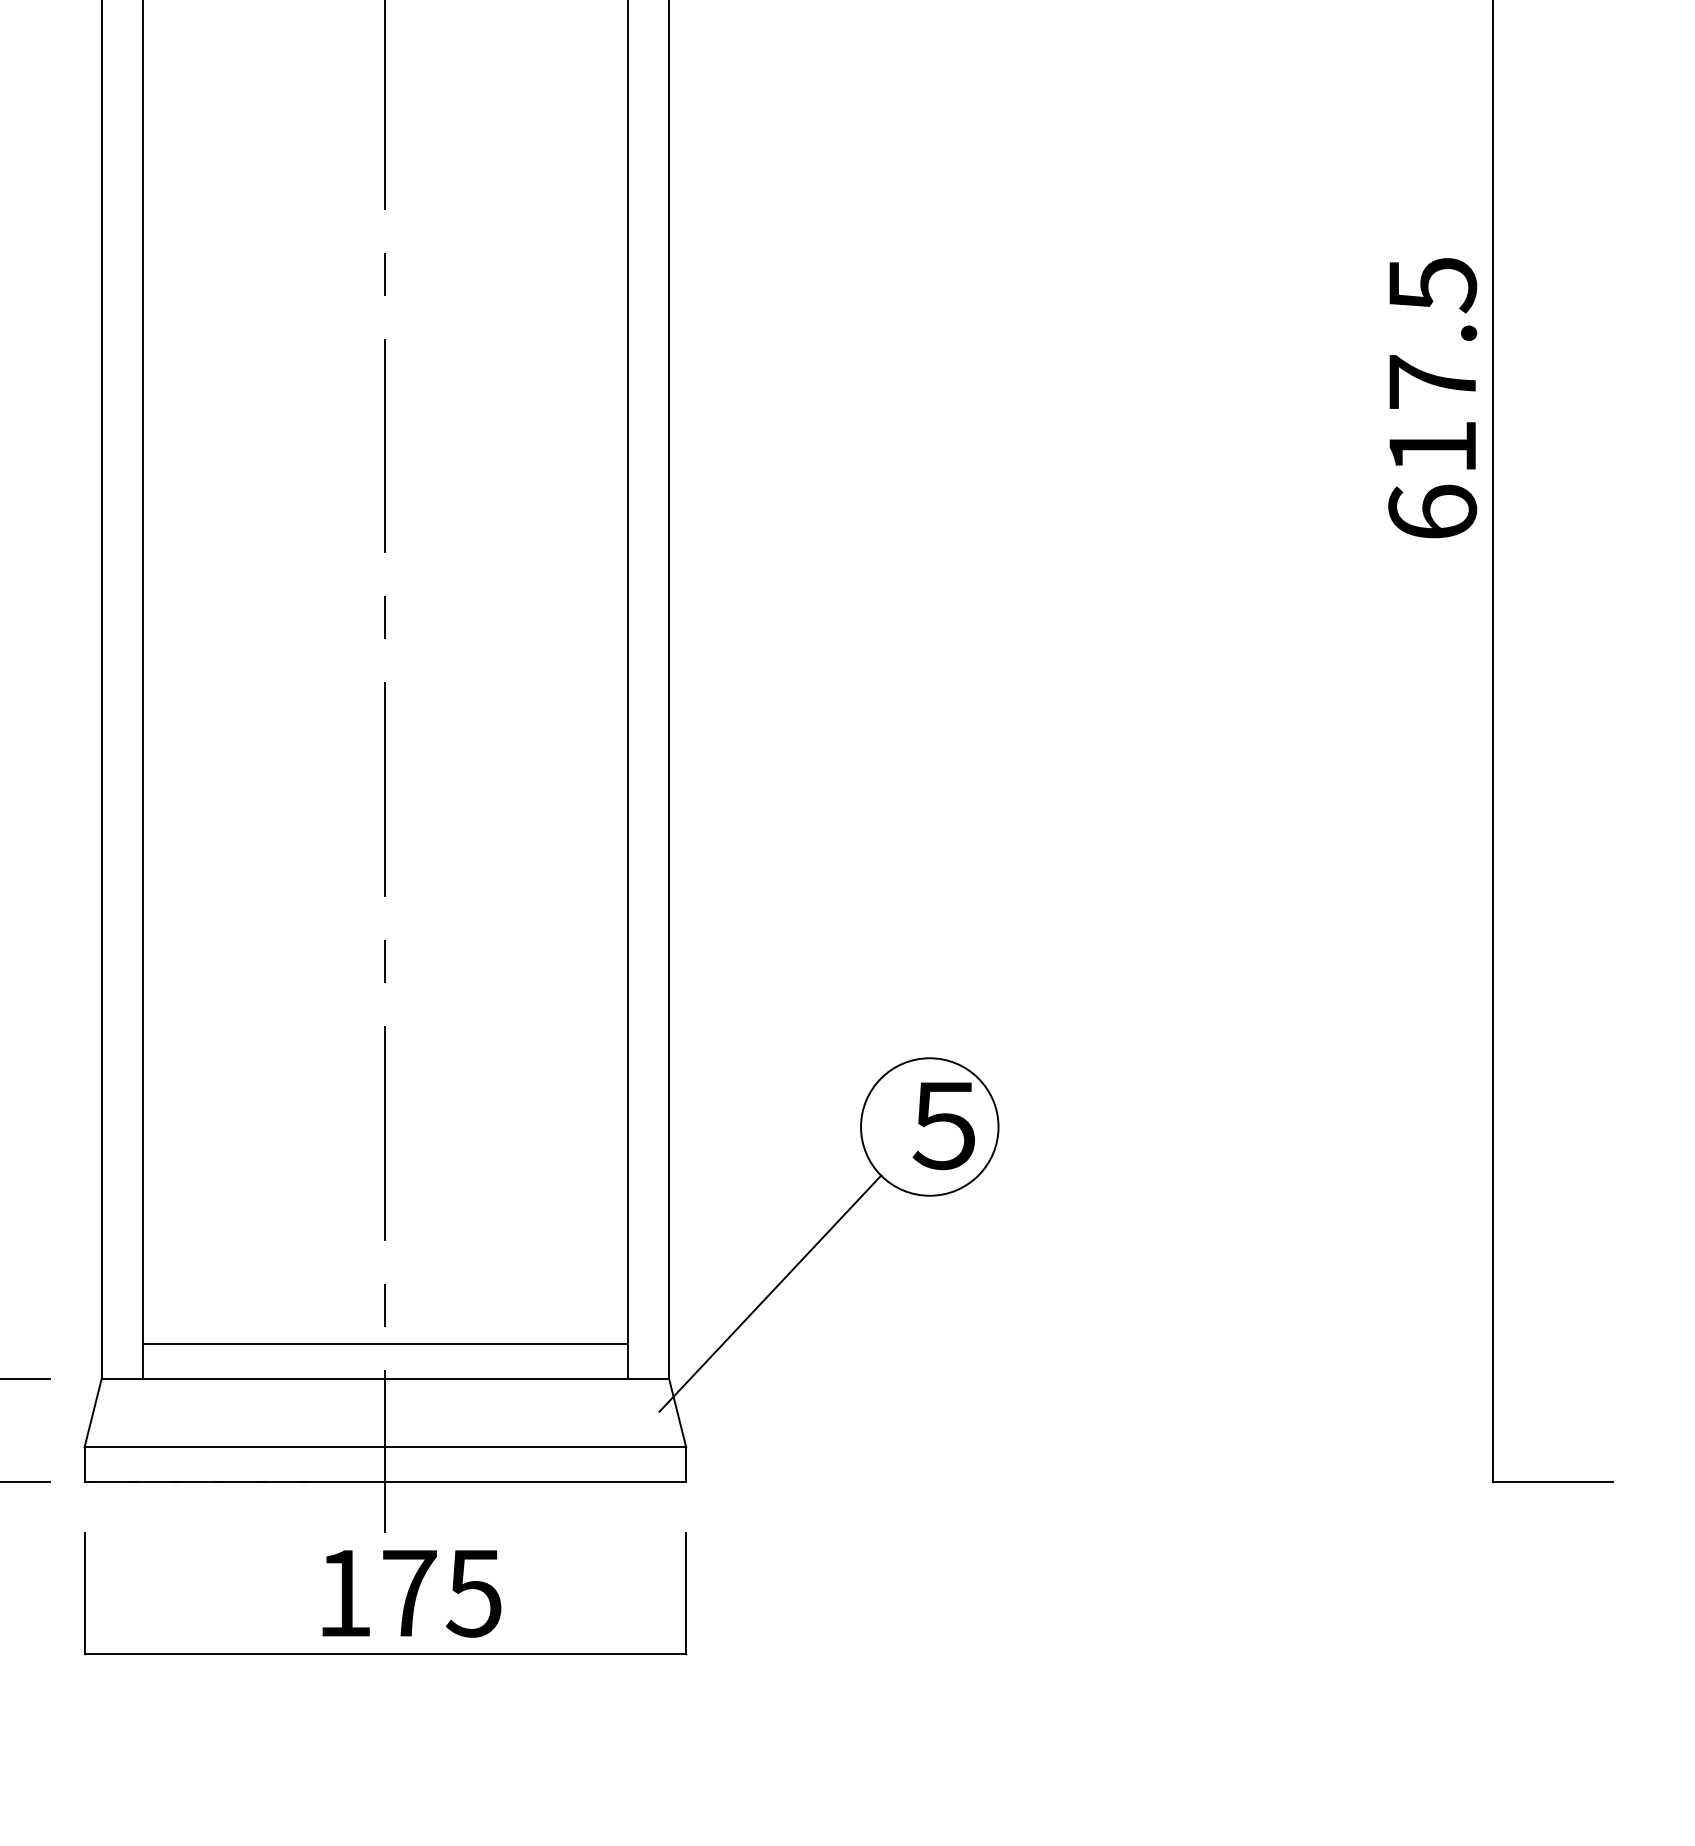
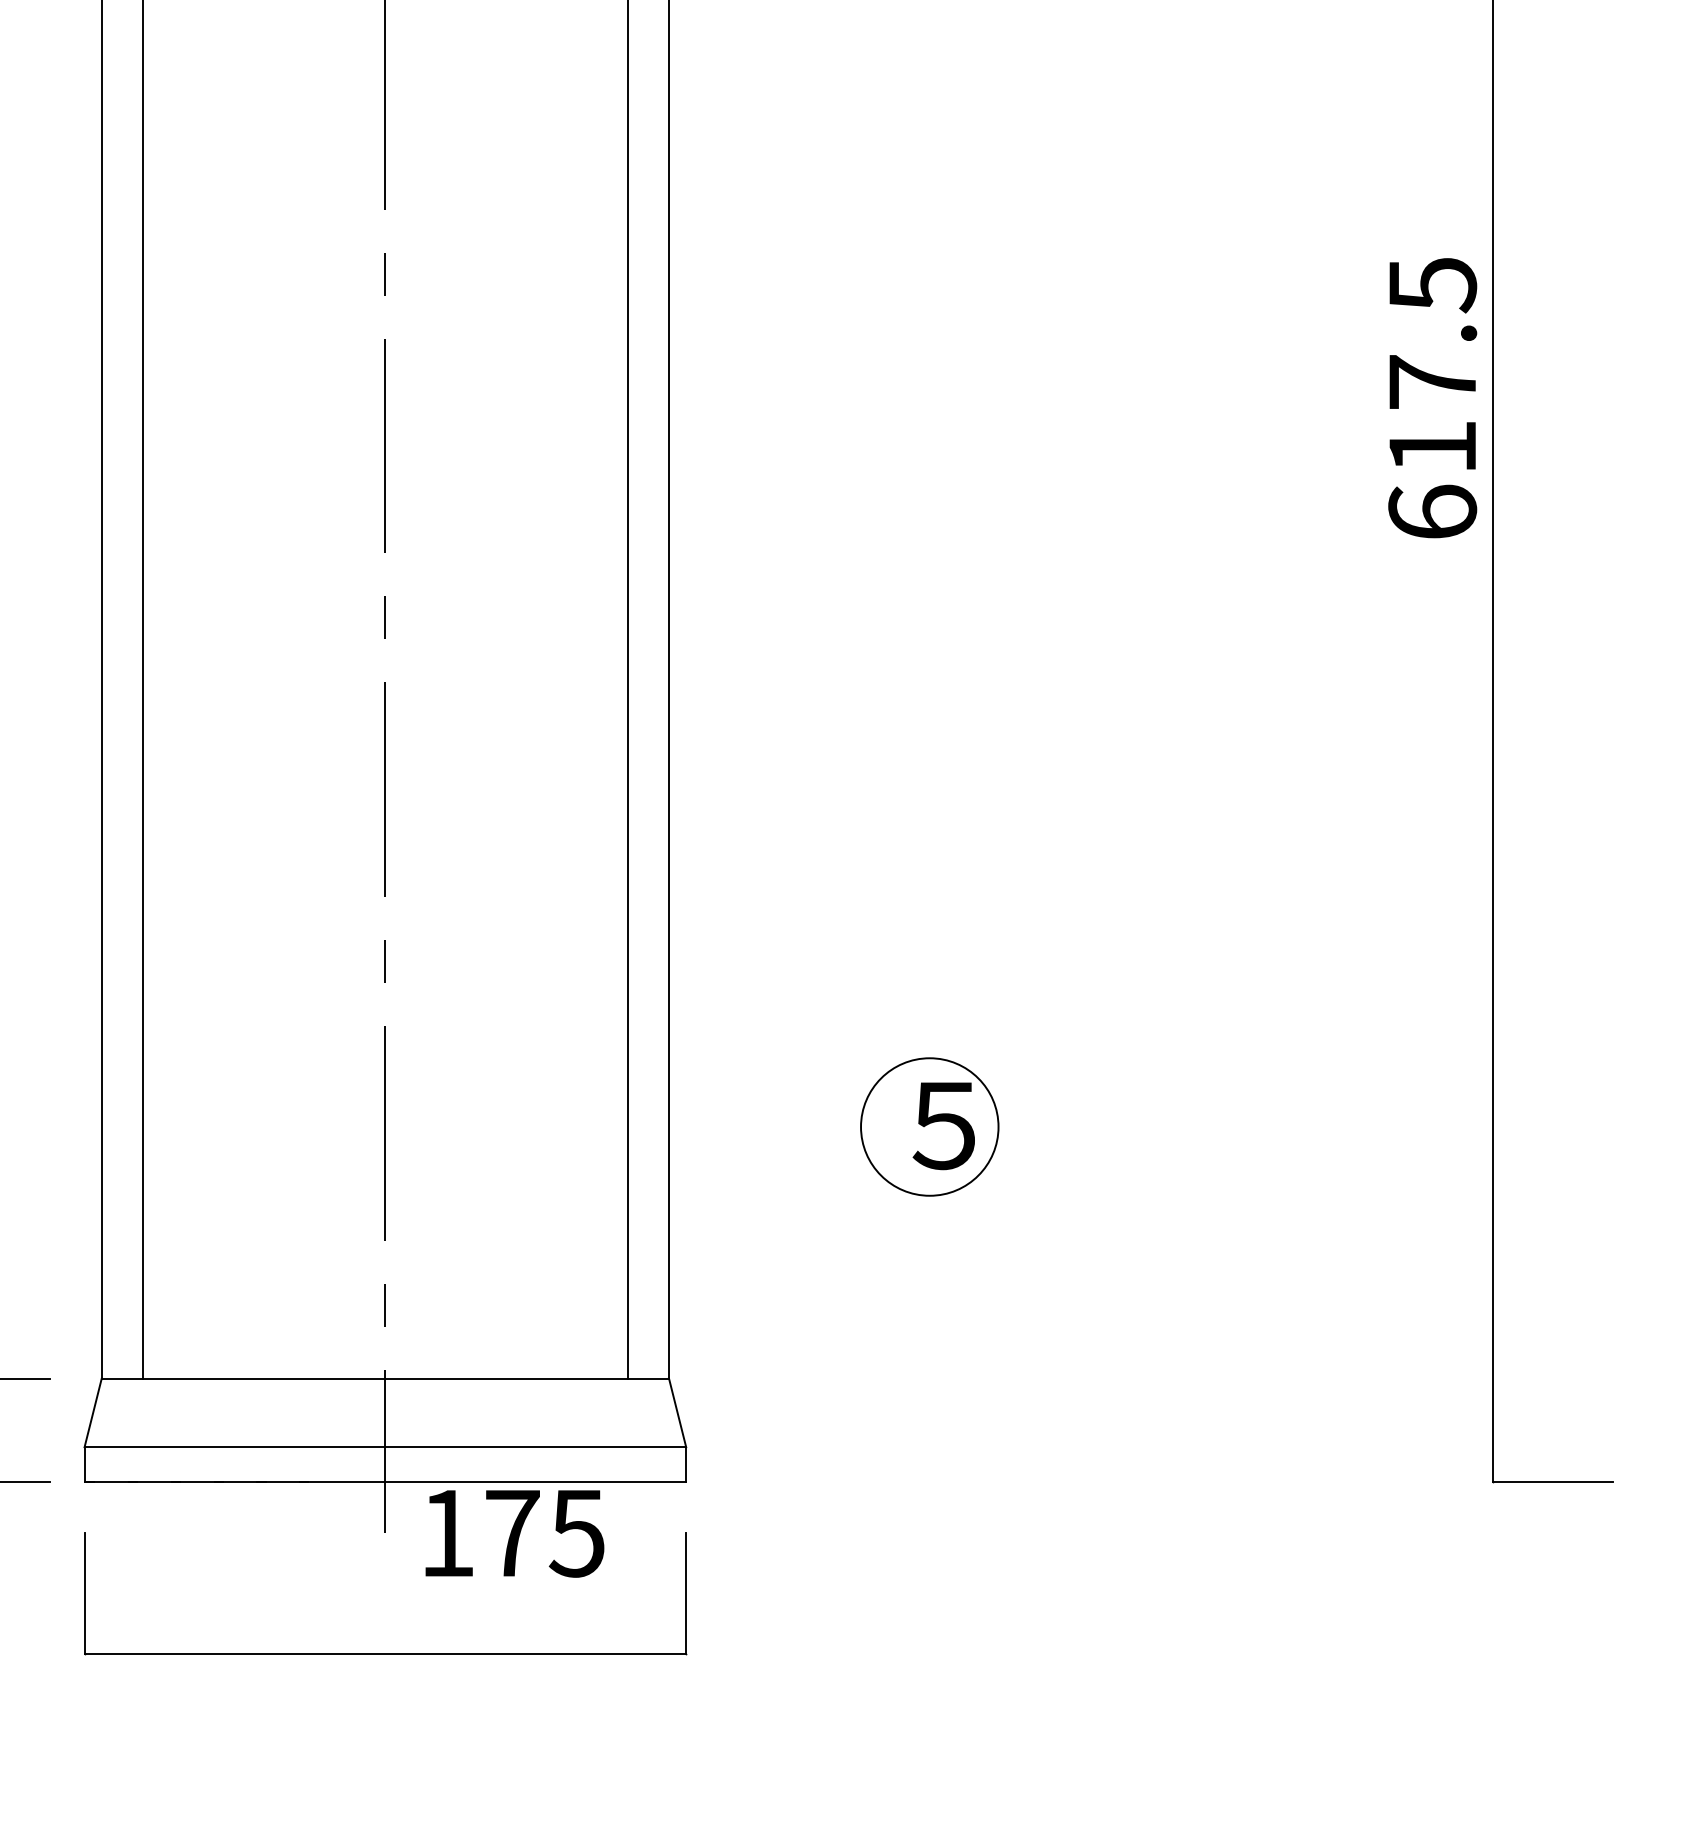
line: present -> none (770, 1293)
line: present -> none (385, 1344)
text position: (411, 1593) -> (514, 1533) (514, 1533)
